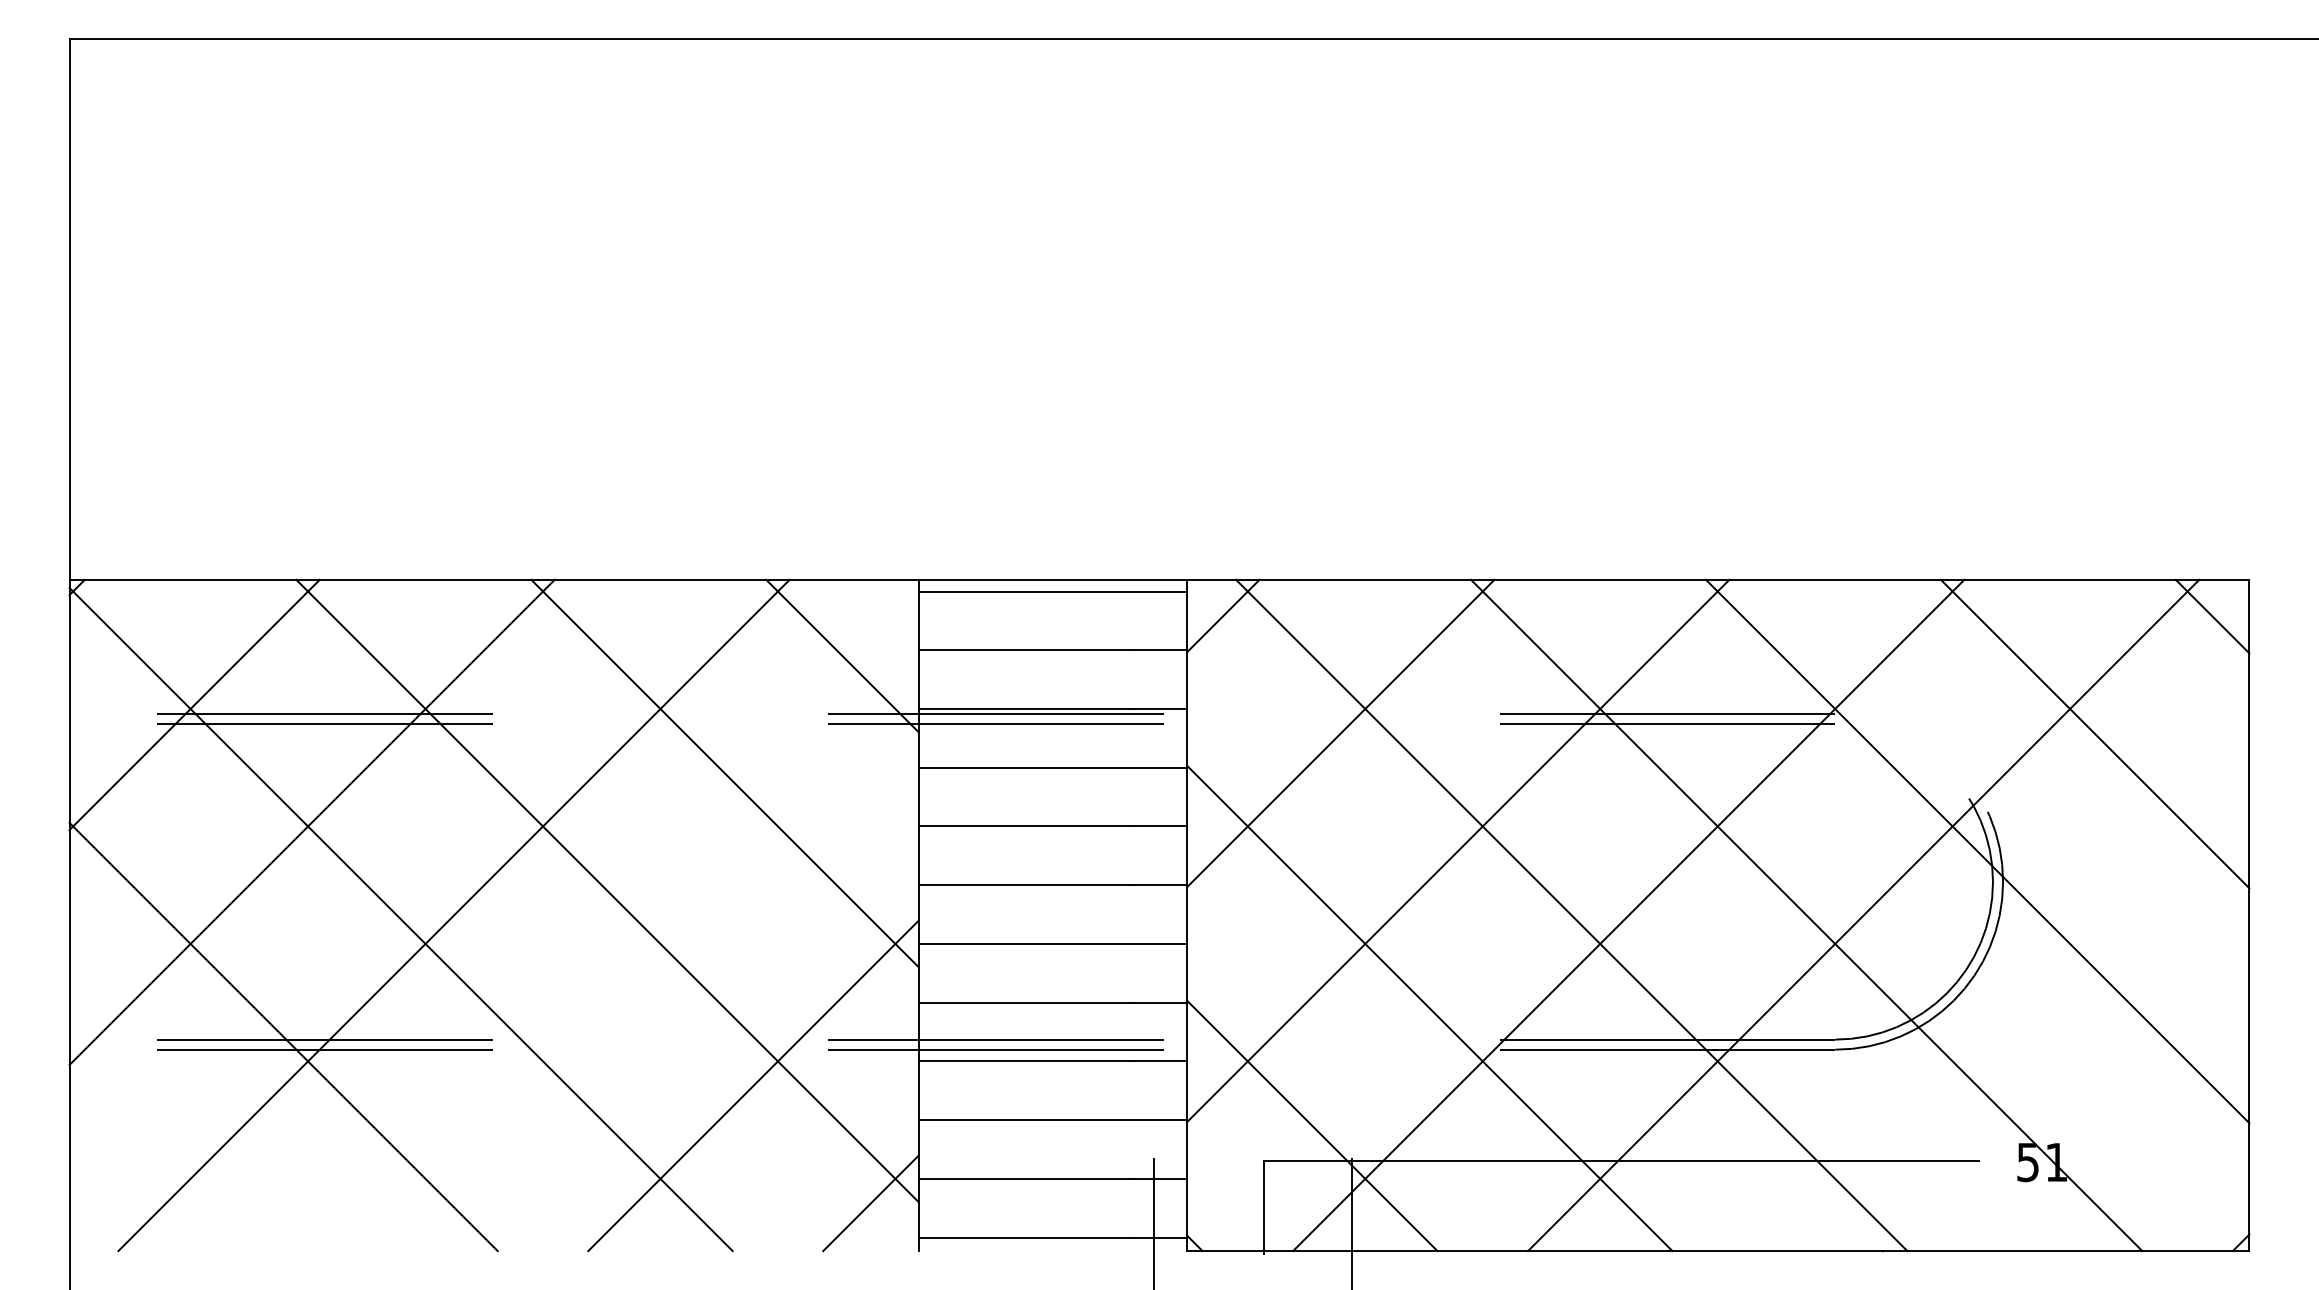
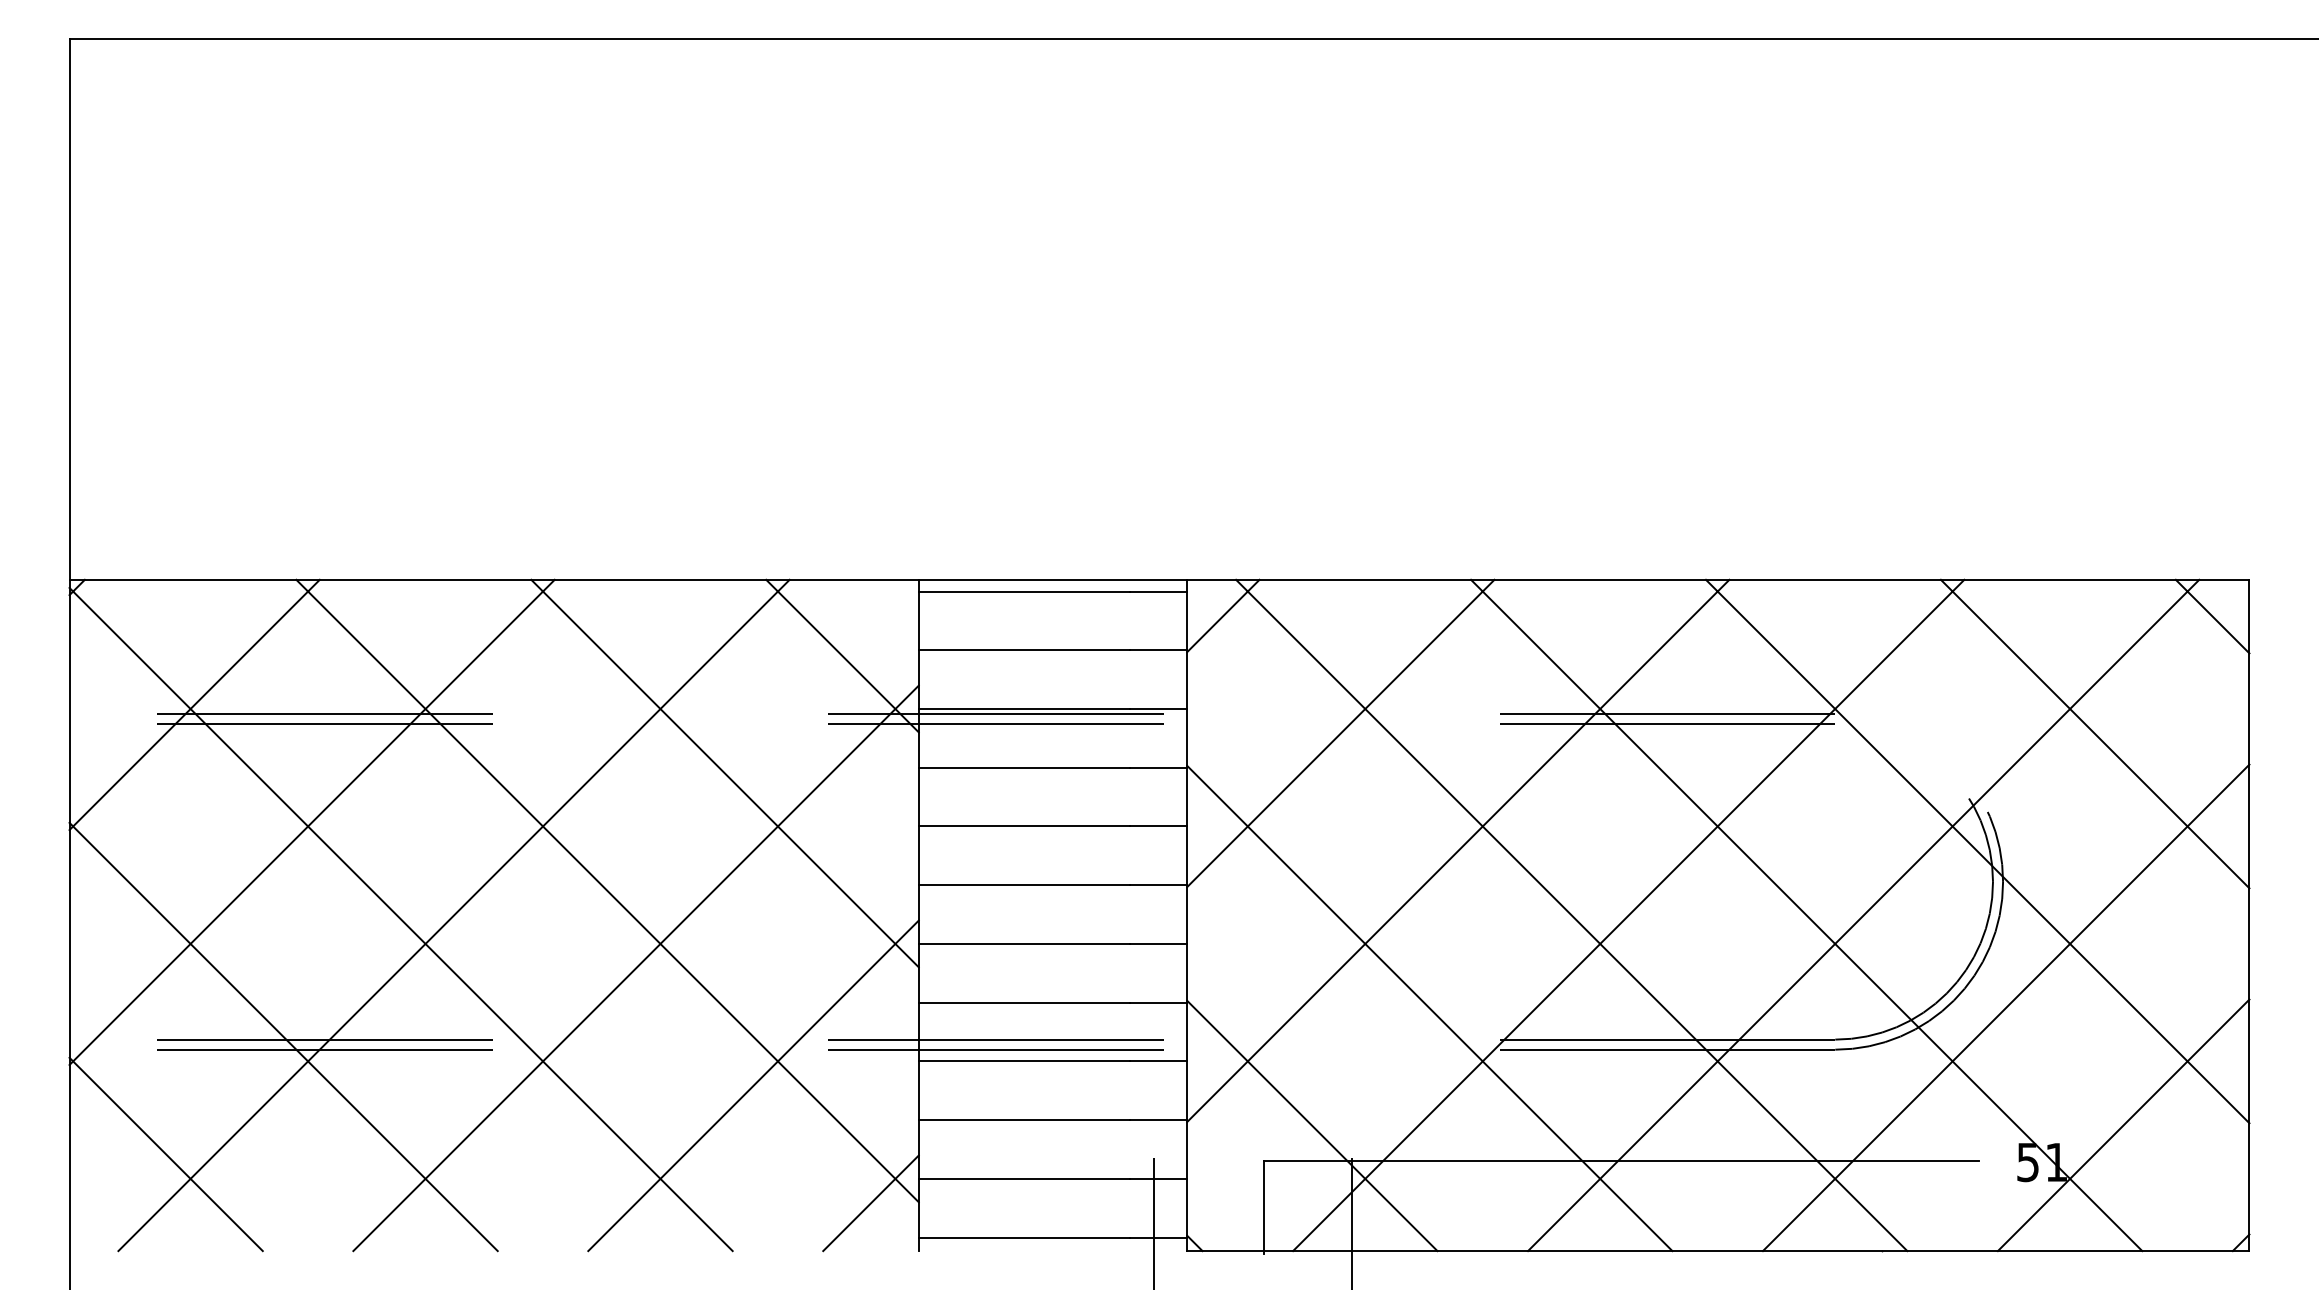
line: none -> present (635, 968)
line: none -> present (2005, 1007)
line: none -> present (2123, 1125)
line: none -> present (165, 1154)
